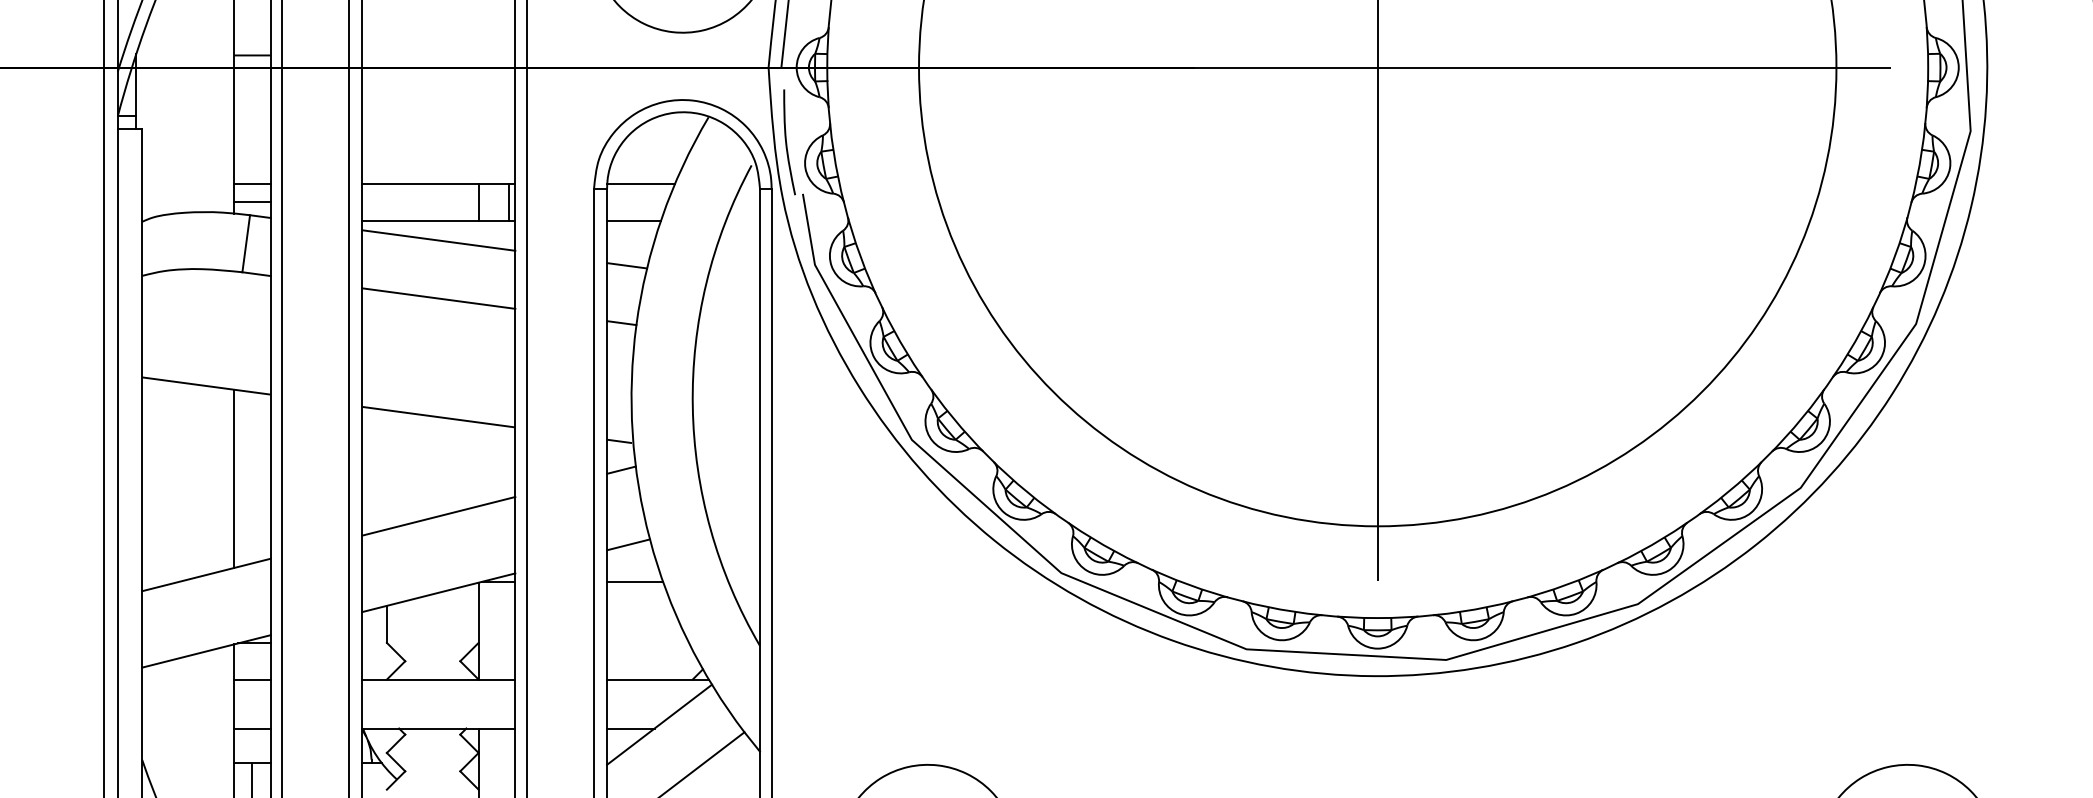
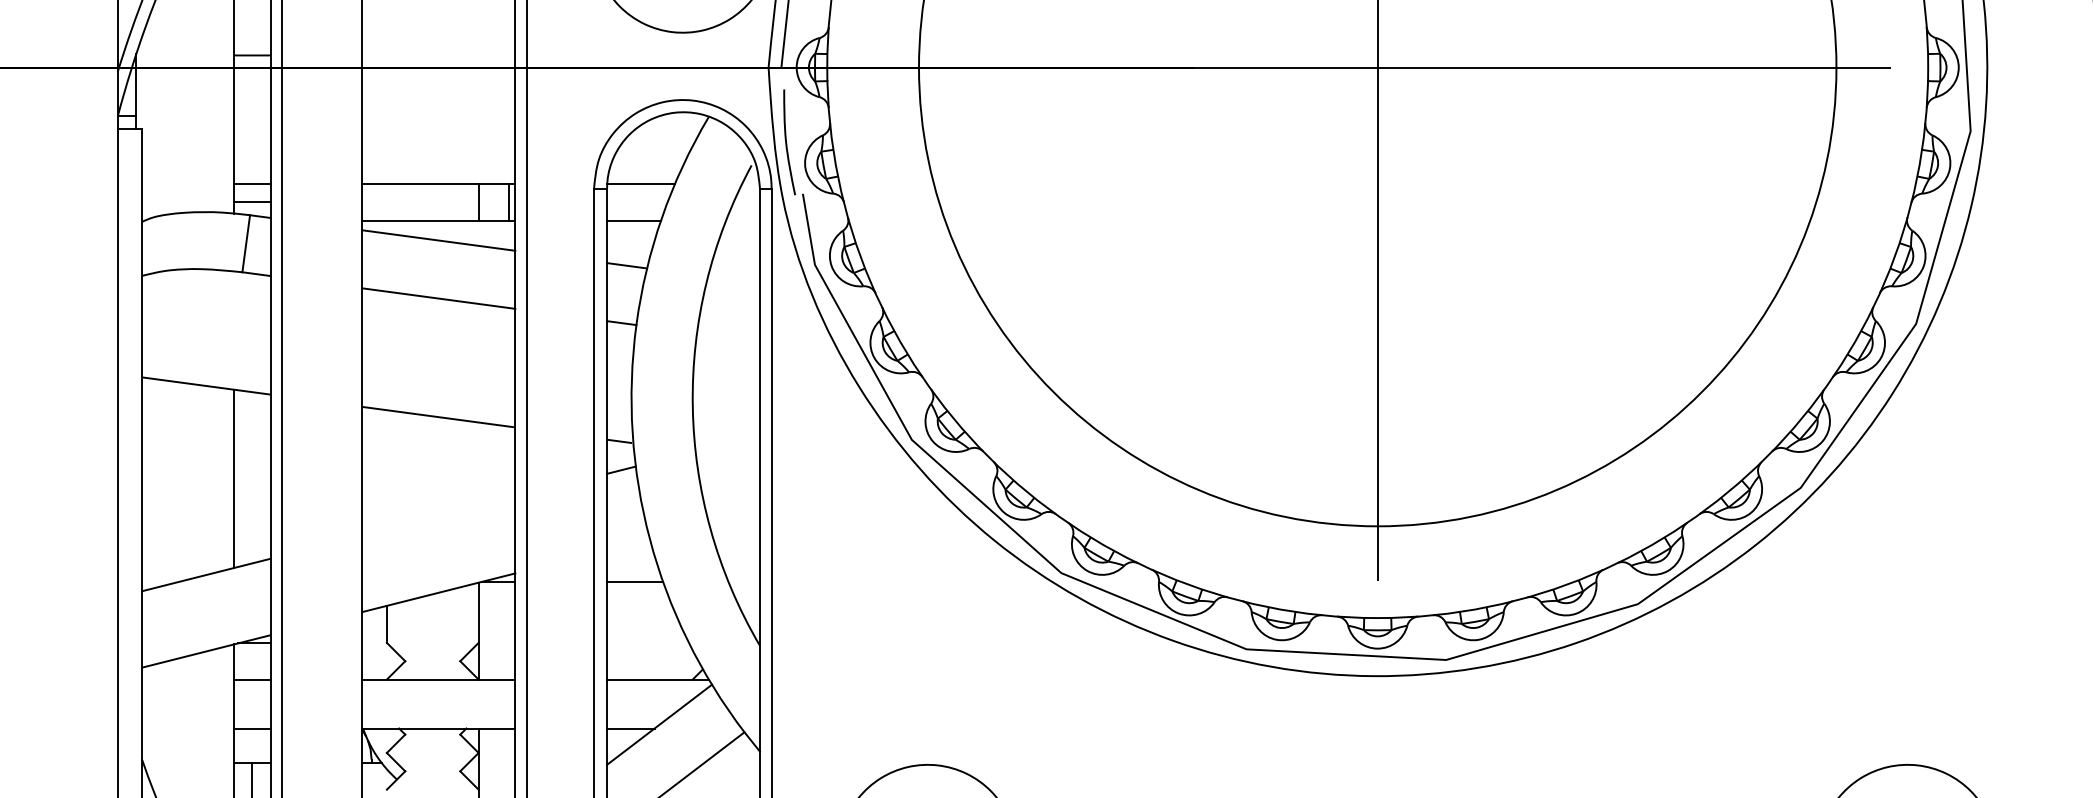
line: present -> none (104, 398)
line: present -> none (349, 398)
line: present -> none (438, 515)
line: present -> none (628, 544)
